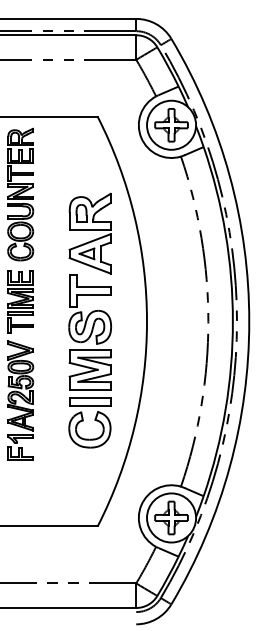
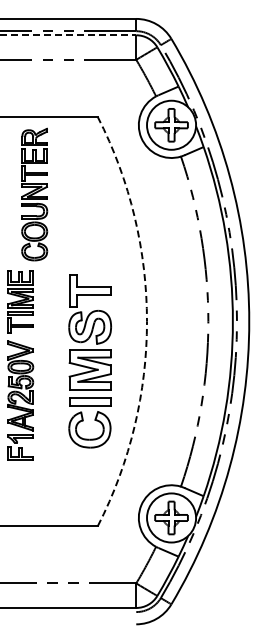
line: solid -> dashed (68, 35)
part position: (20, 194) -> (34, 194) (34, 194)
part: present -> none (89, 233)
arc: solid -> dashed (147, 321)
